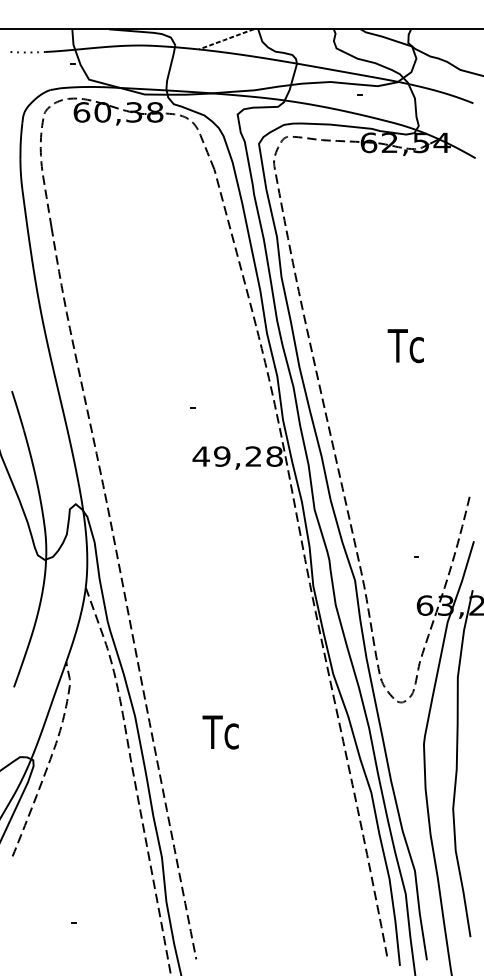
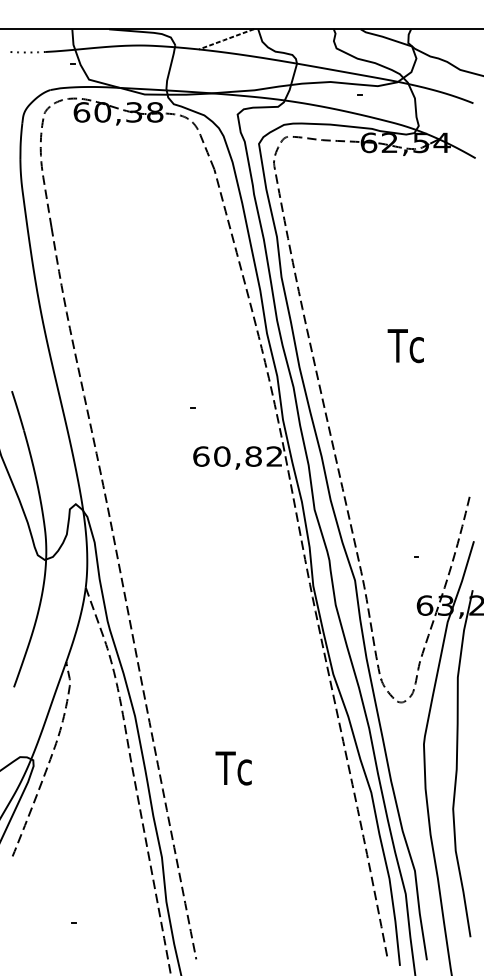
text: 49,28 -> 60,82 (237, 456)
text position: (220, 732) -> (233, 768) (233, 768)
